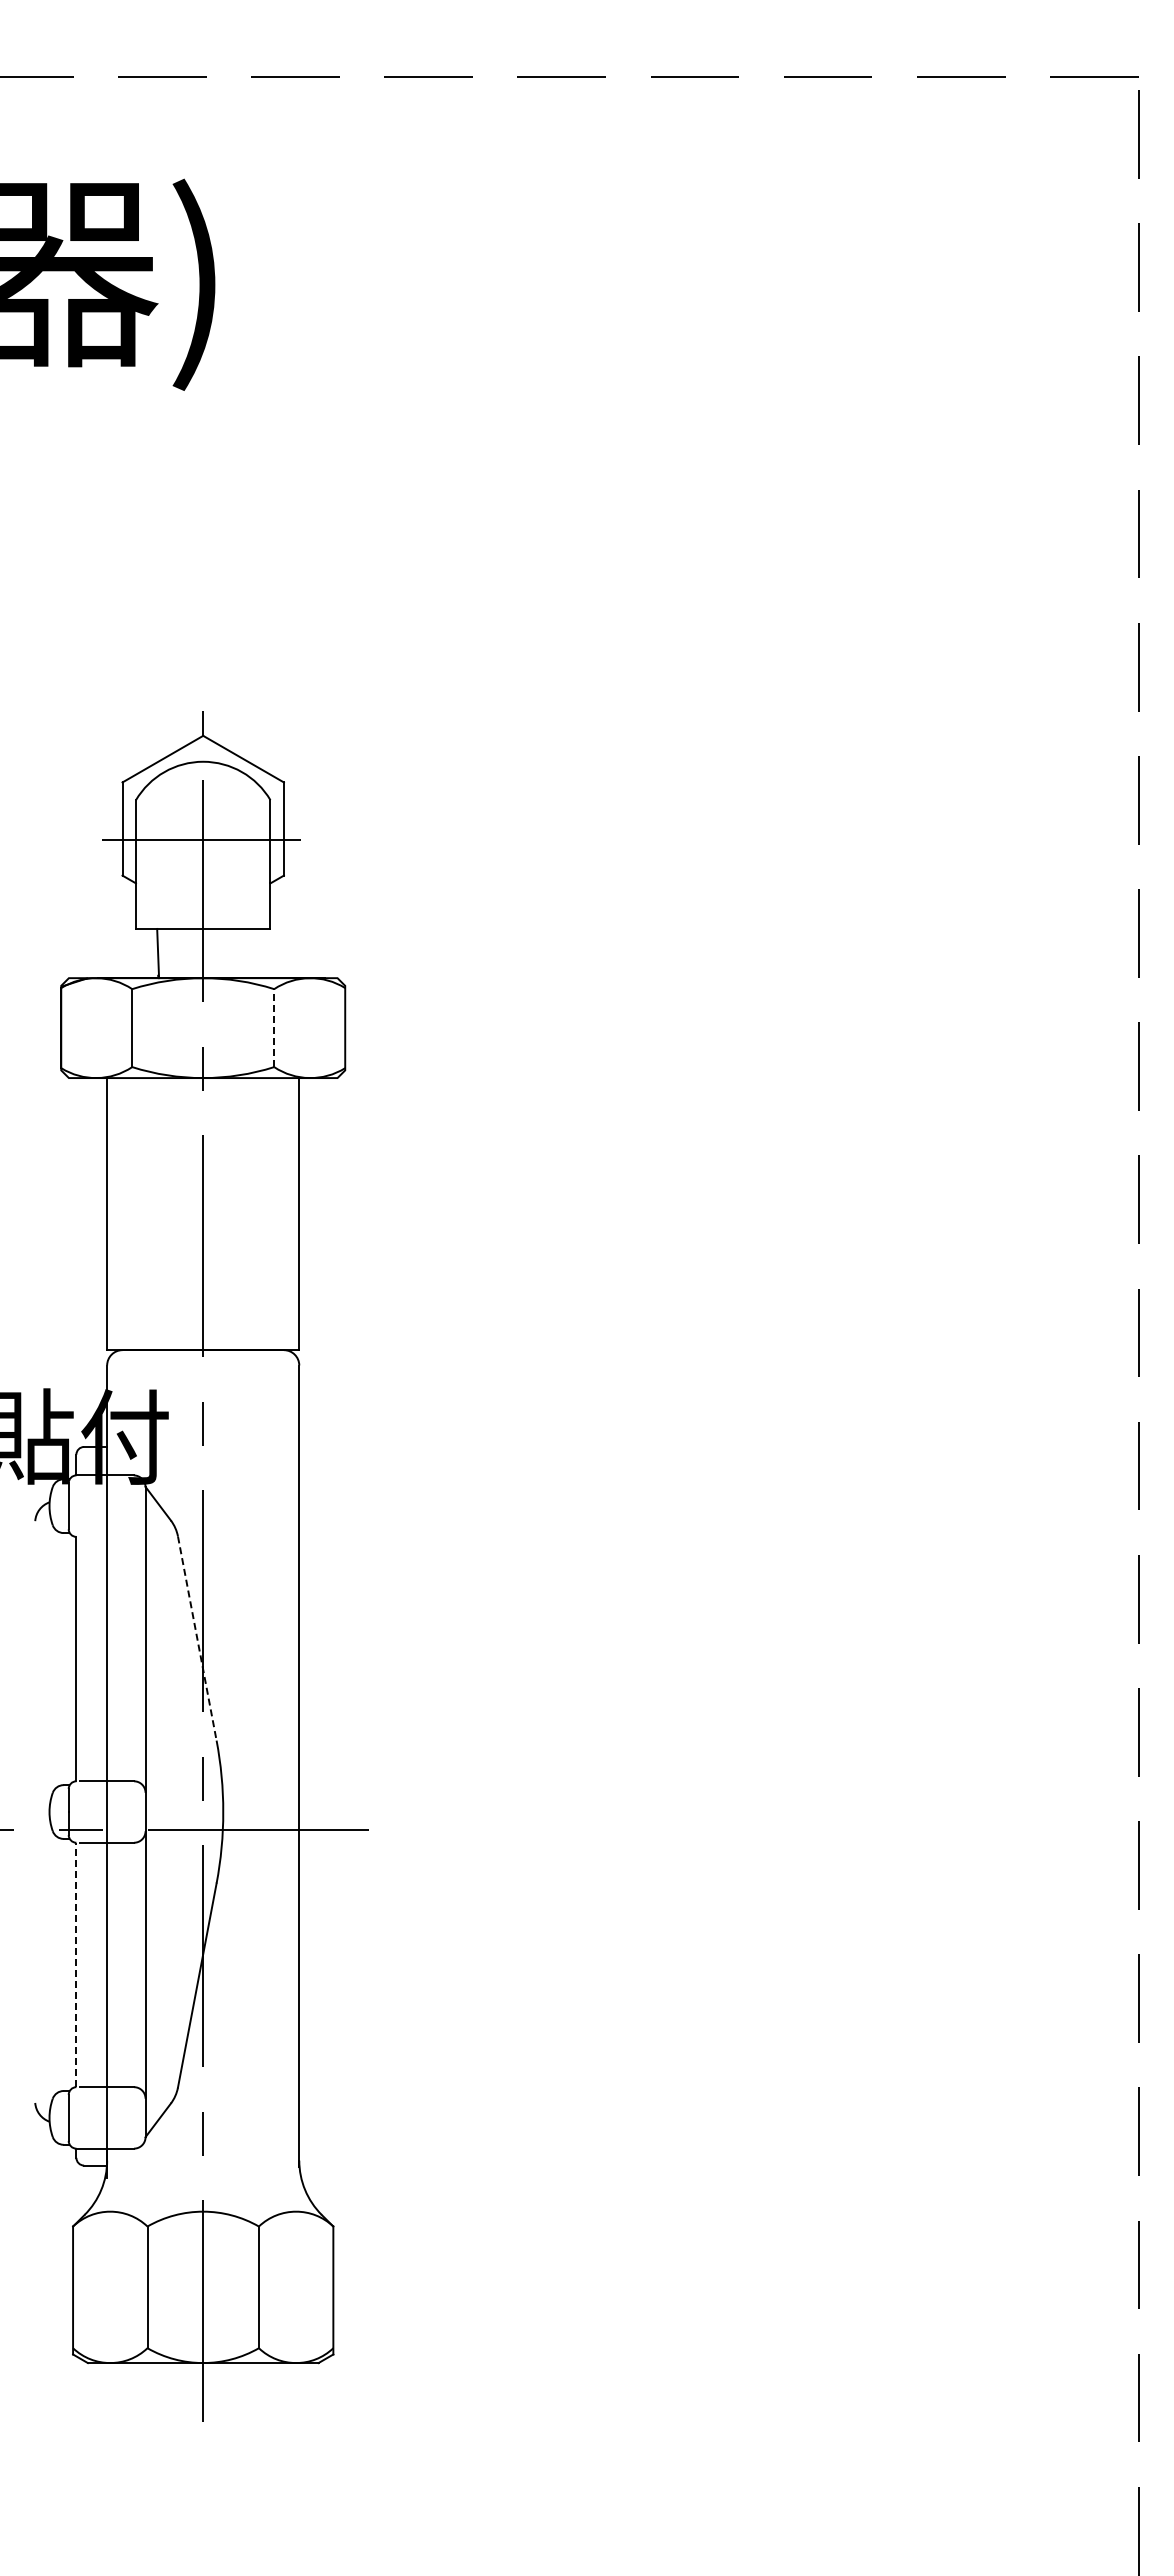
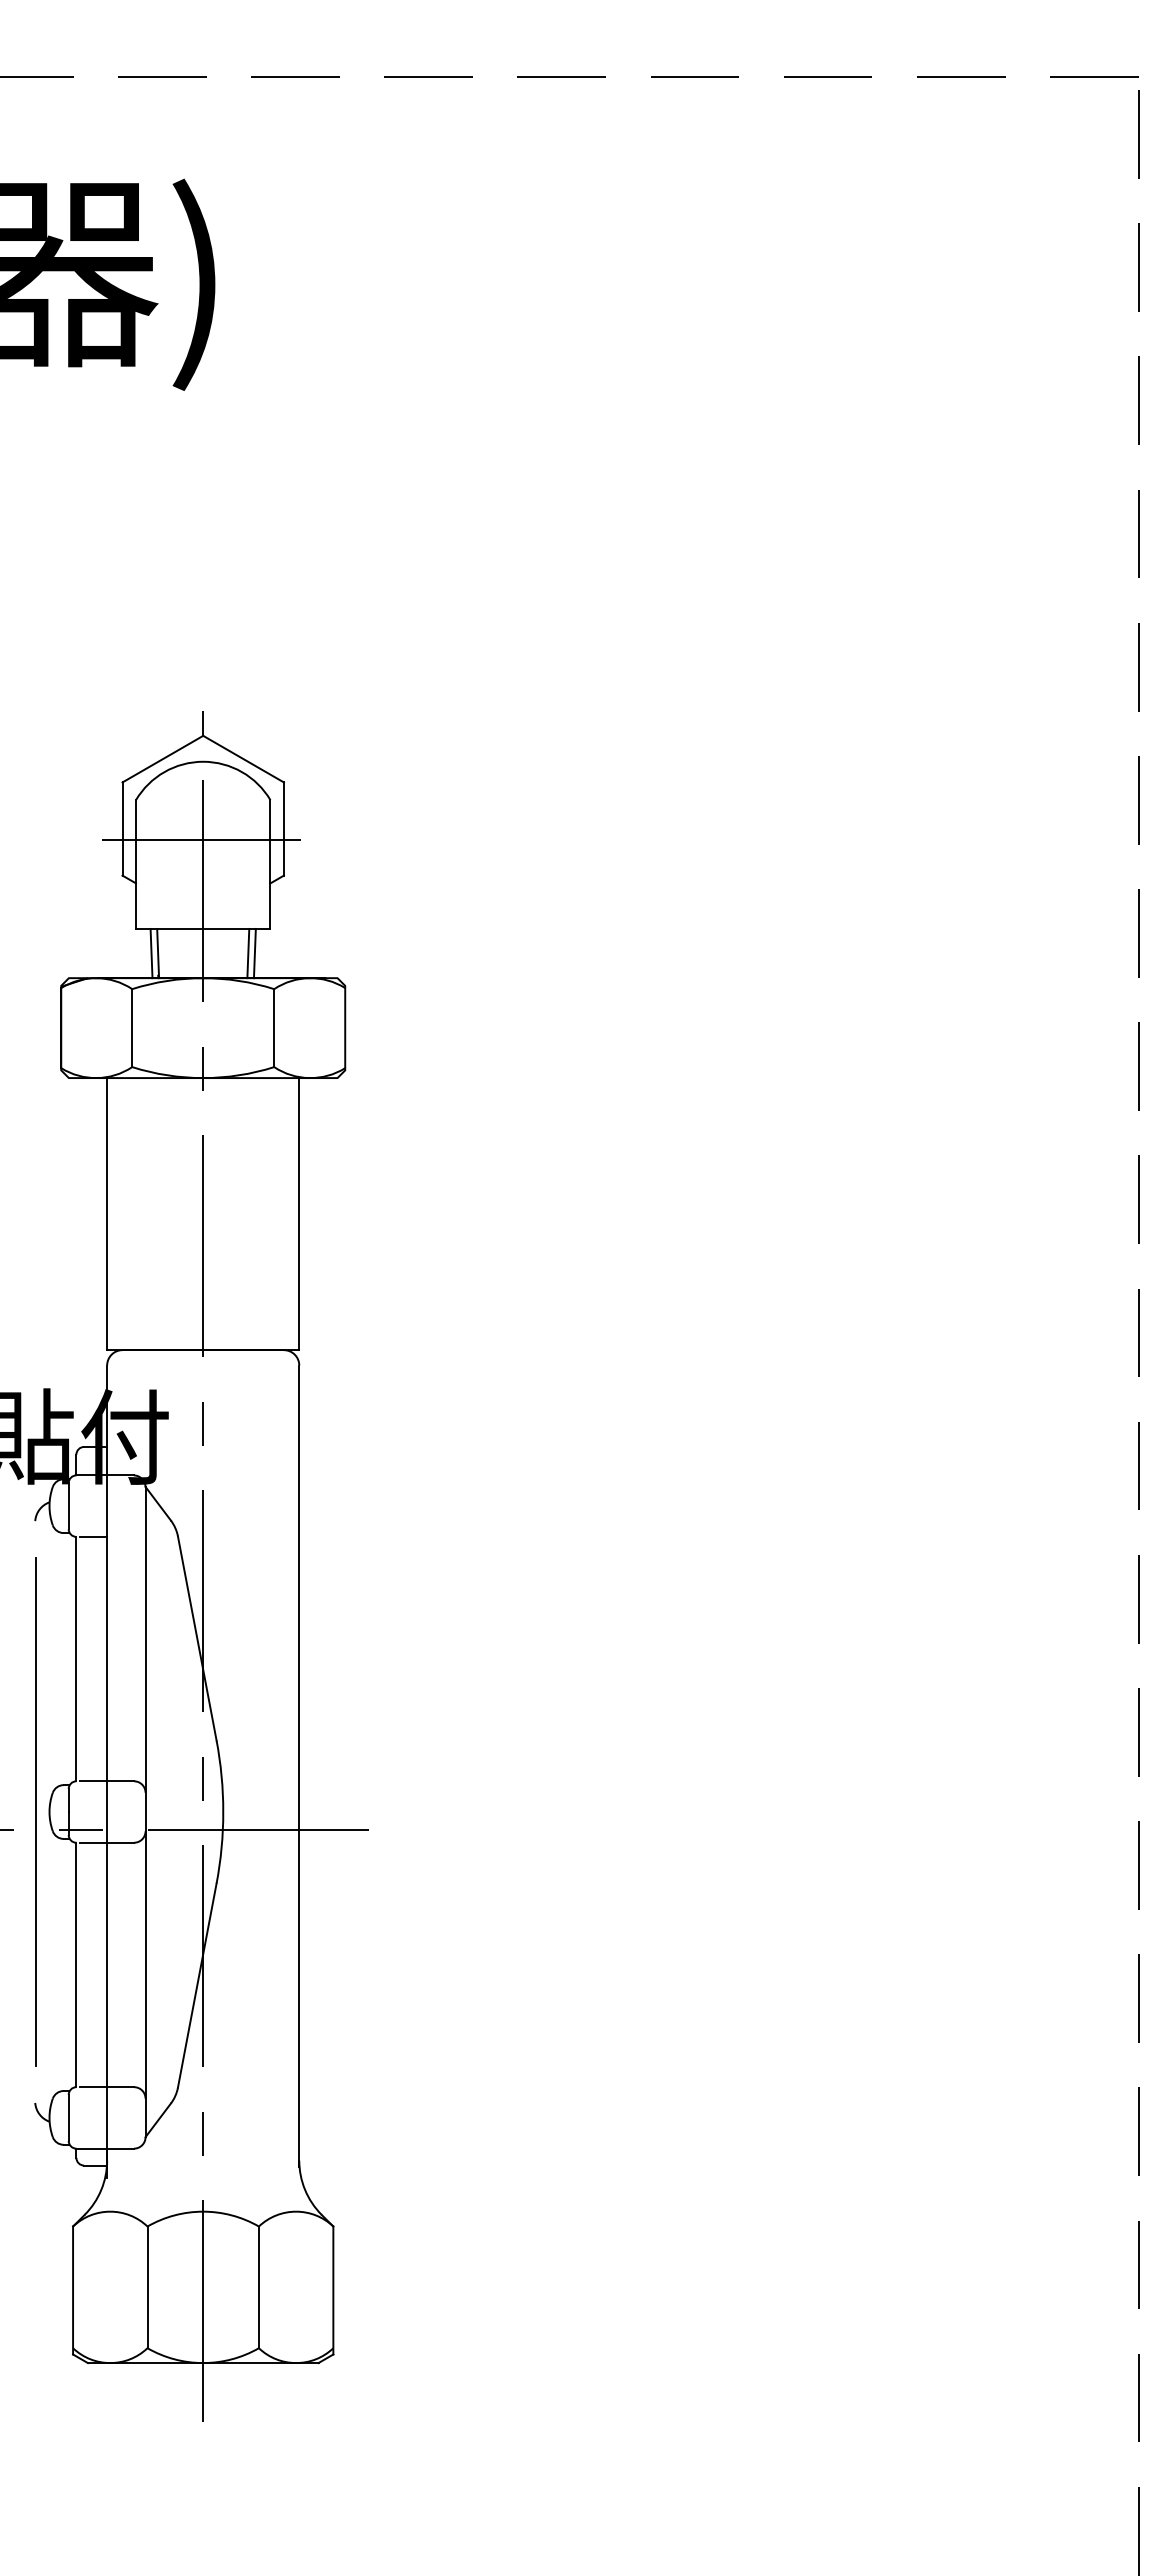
line: none -> present (151, 953)
line: none -> present (248, 953)
line: none -> present (254, 953)
line: dashed -> solid (274, 1028)
line: none -> present (93, 1536)
line: dashed -> solid (197, 1638)
line: none -> present (35, 1811)
line: dashed -> solid (76, 1964)
